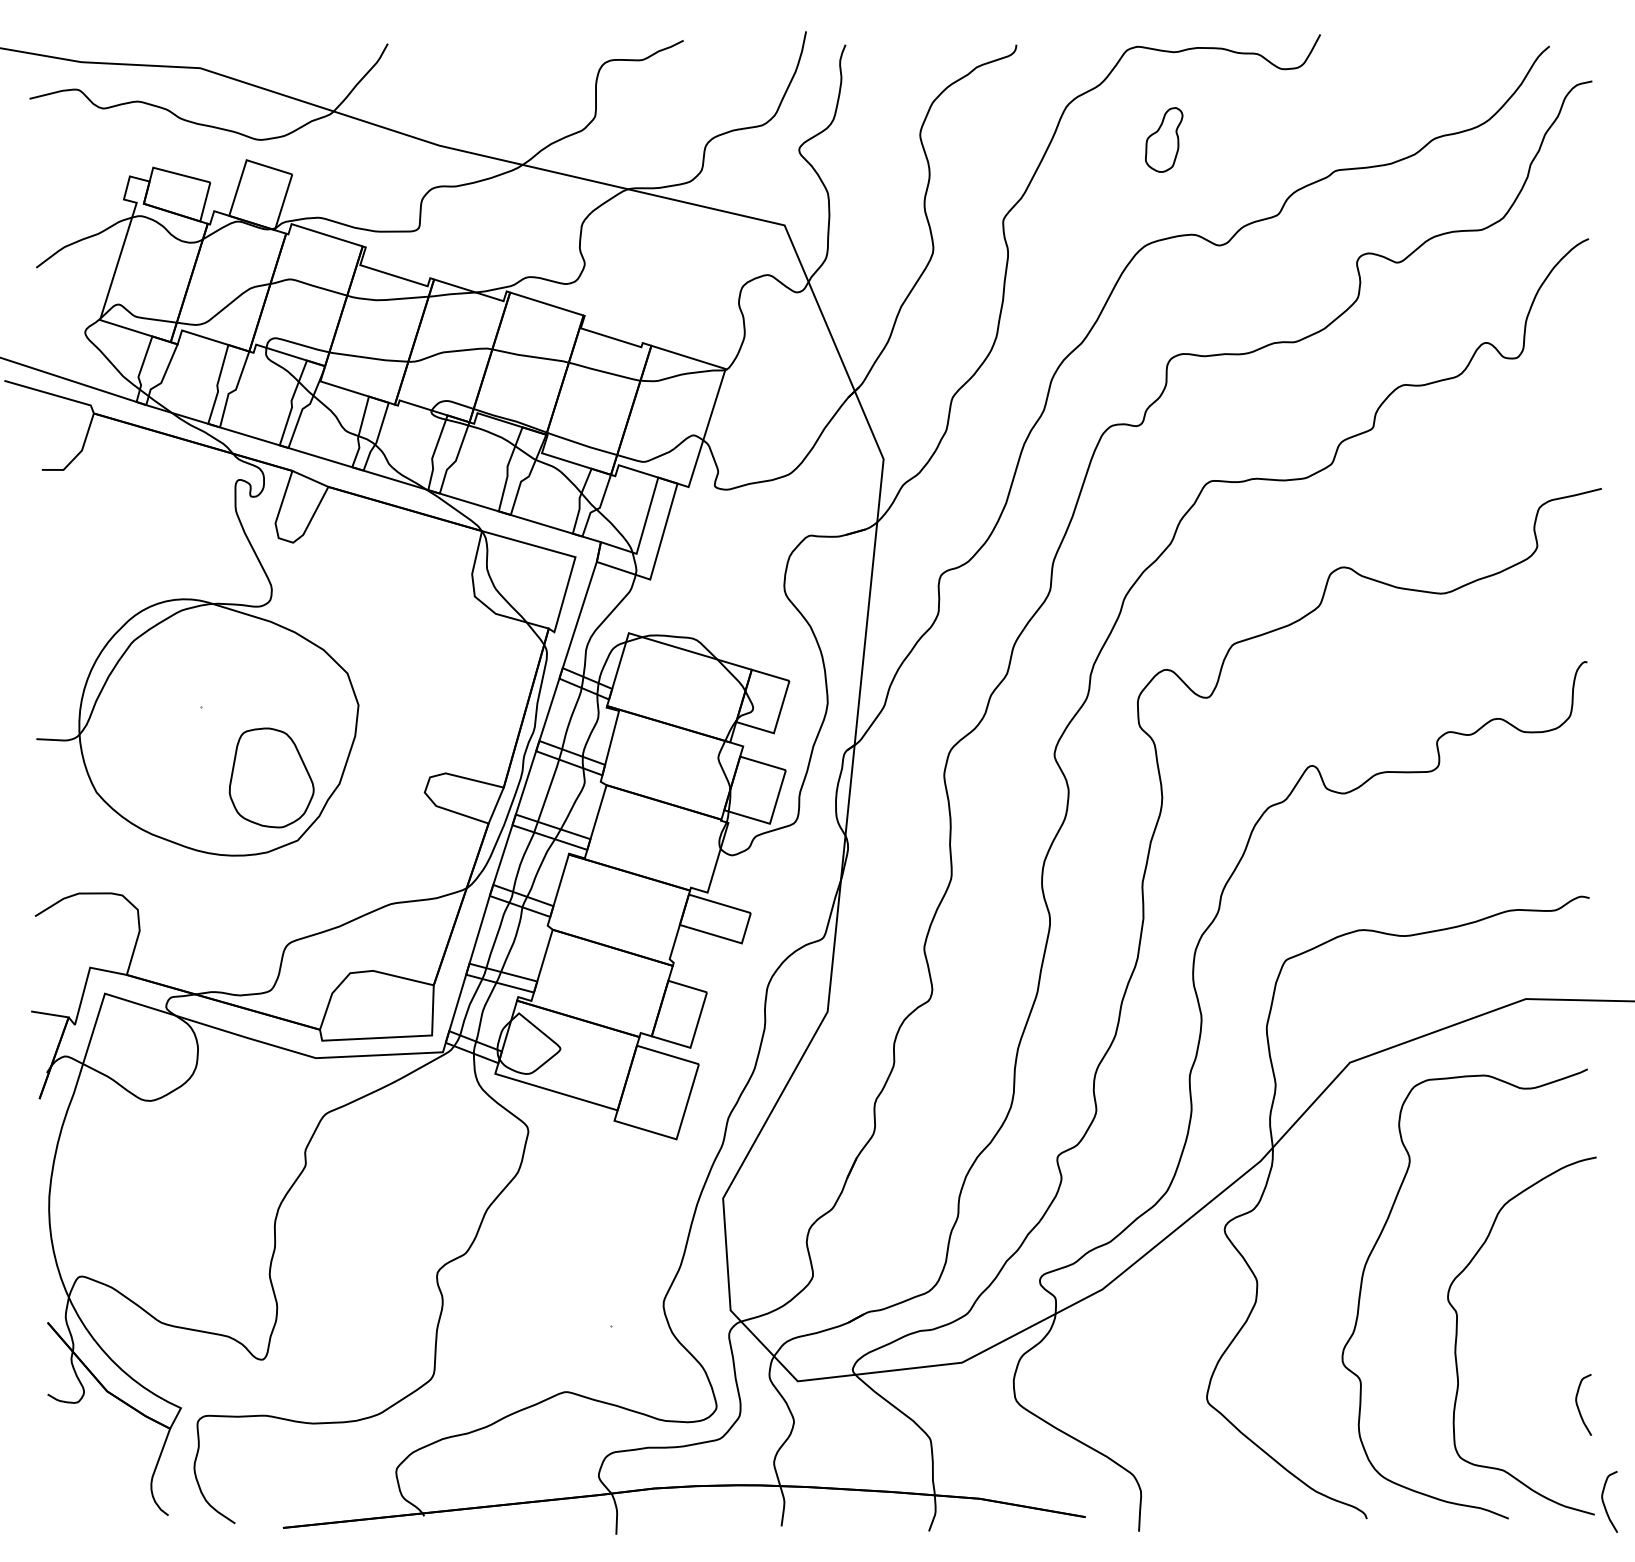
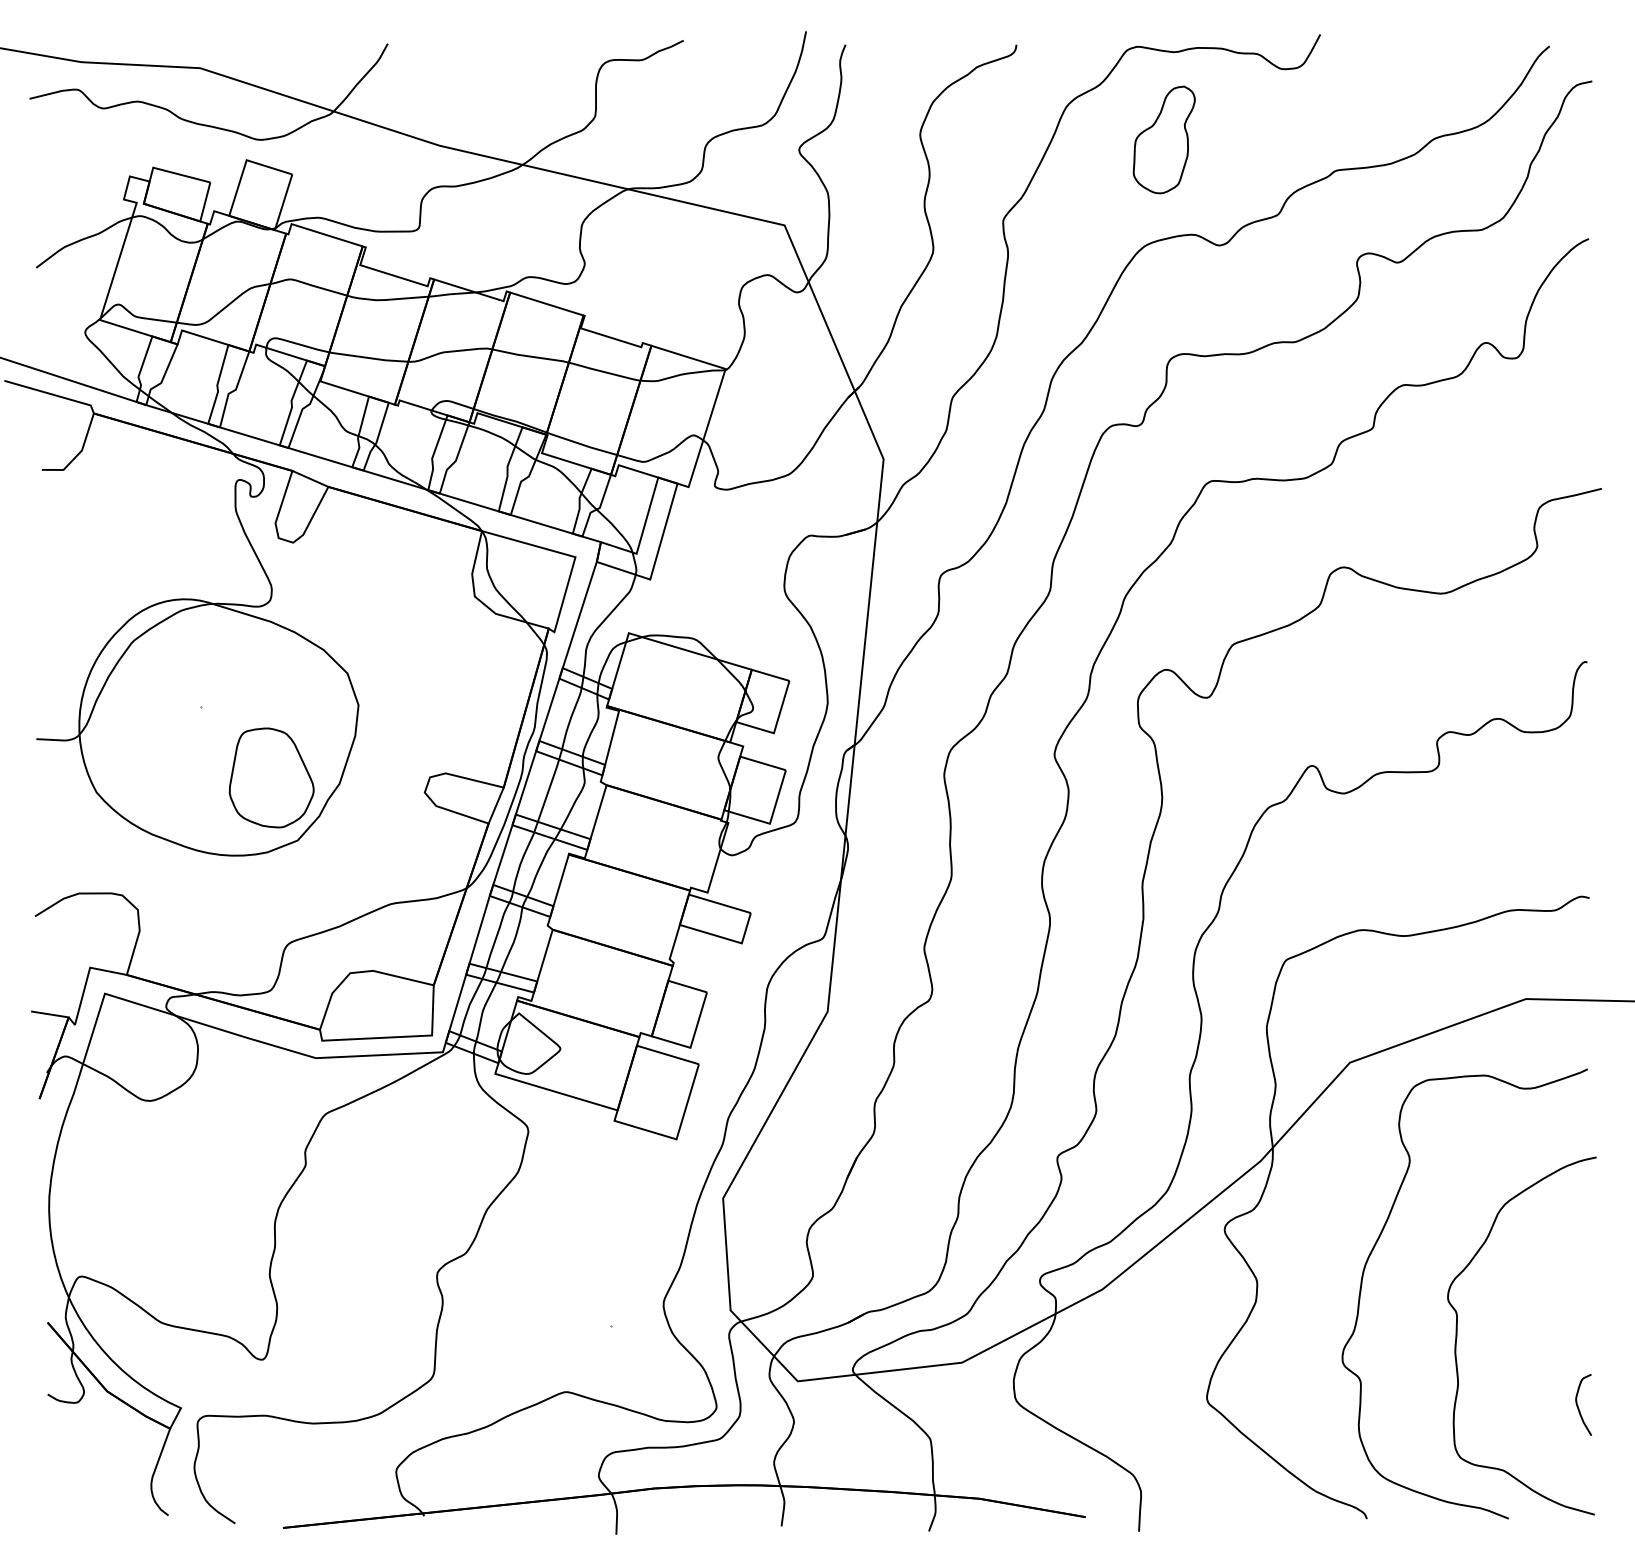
part size: 39x66 px -> 64x110 px (1163, 139)
curve: present -> none (1604, 1502)
